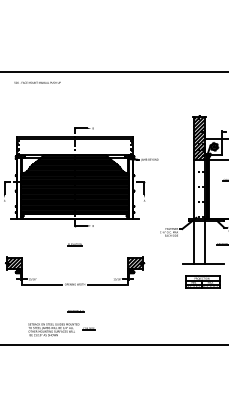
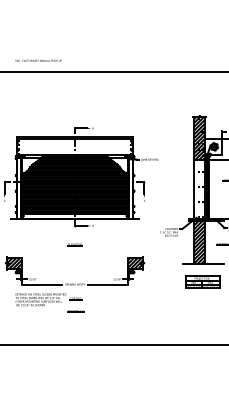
text position: (37, 82) -> (38, 60) (38, 60)
hatch: none -> present (198, 241)
part position: (61, 329) -> (48, 299) (48, 299)
